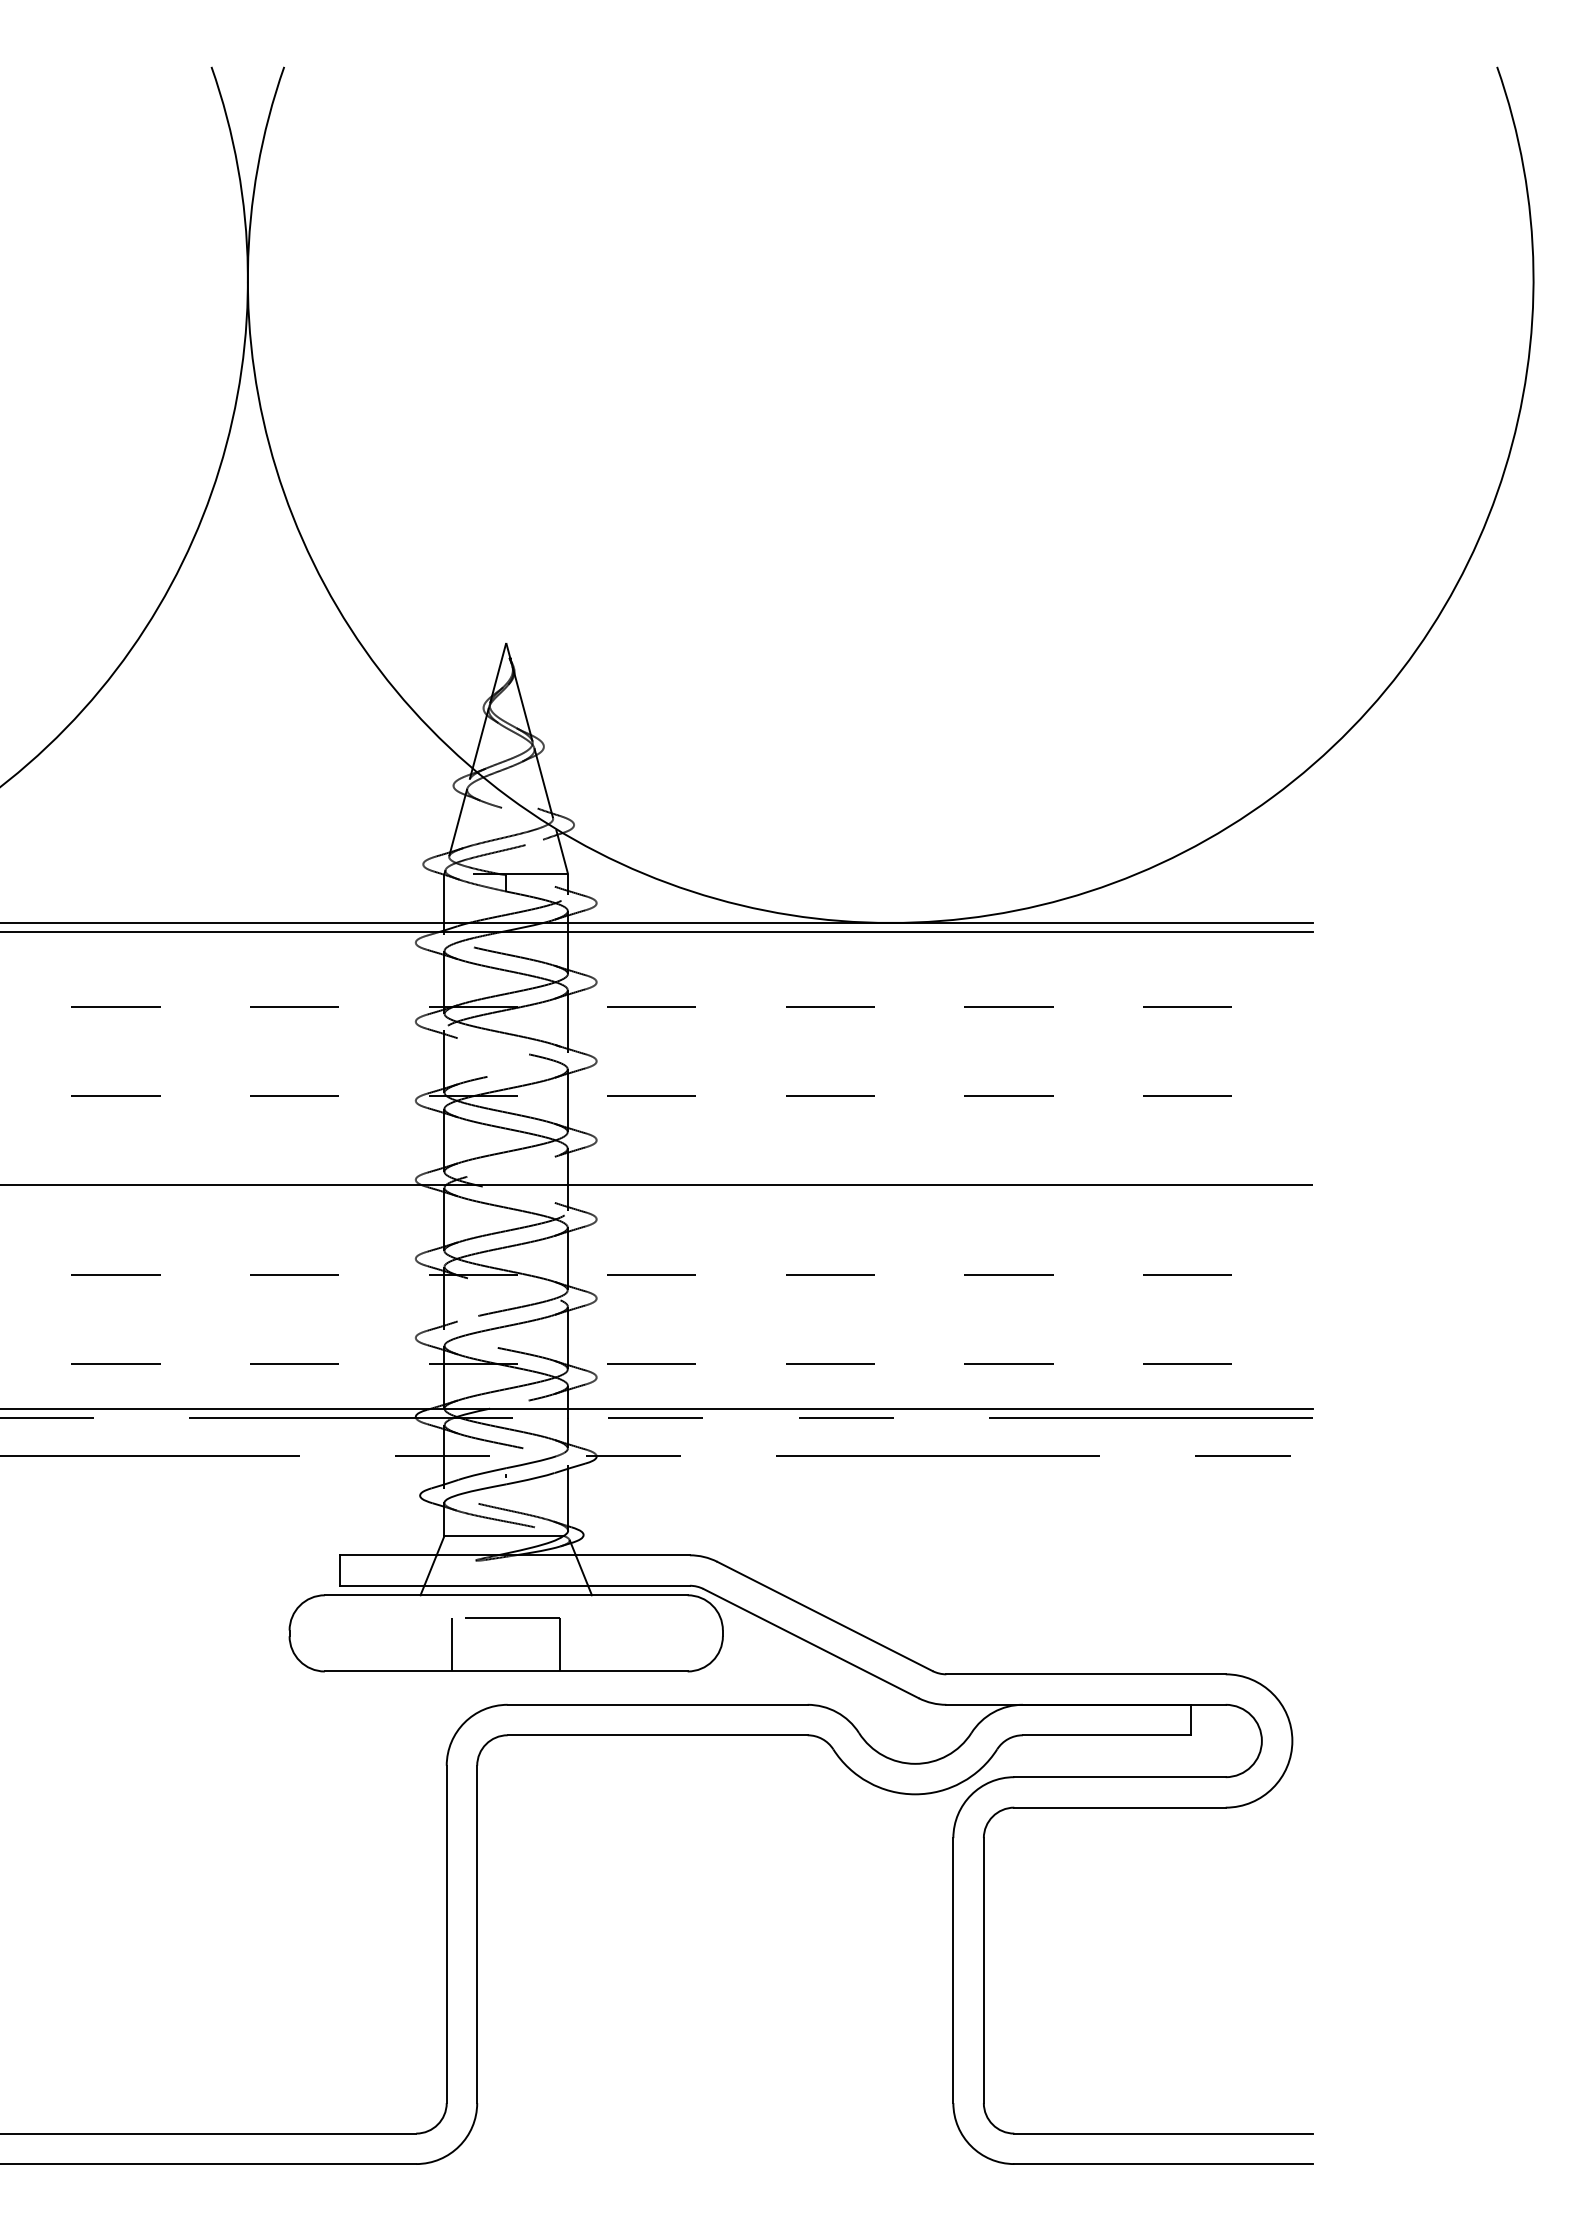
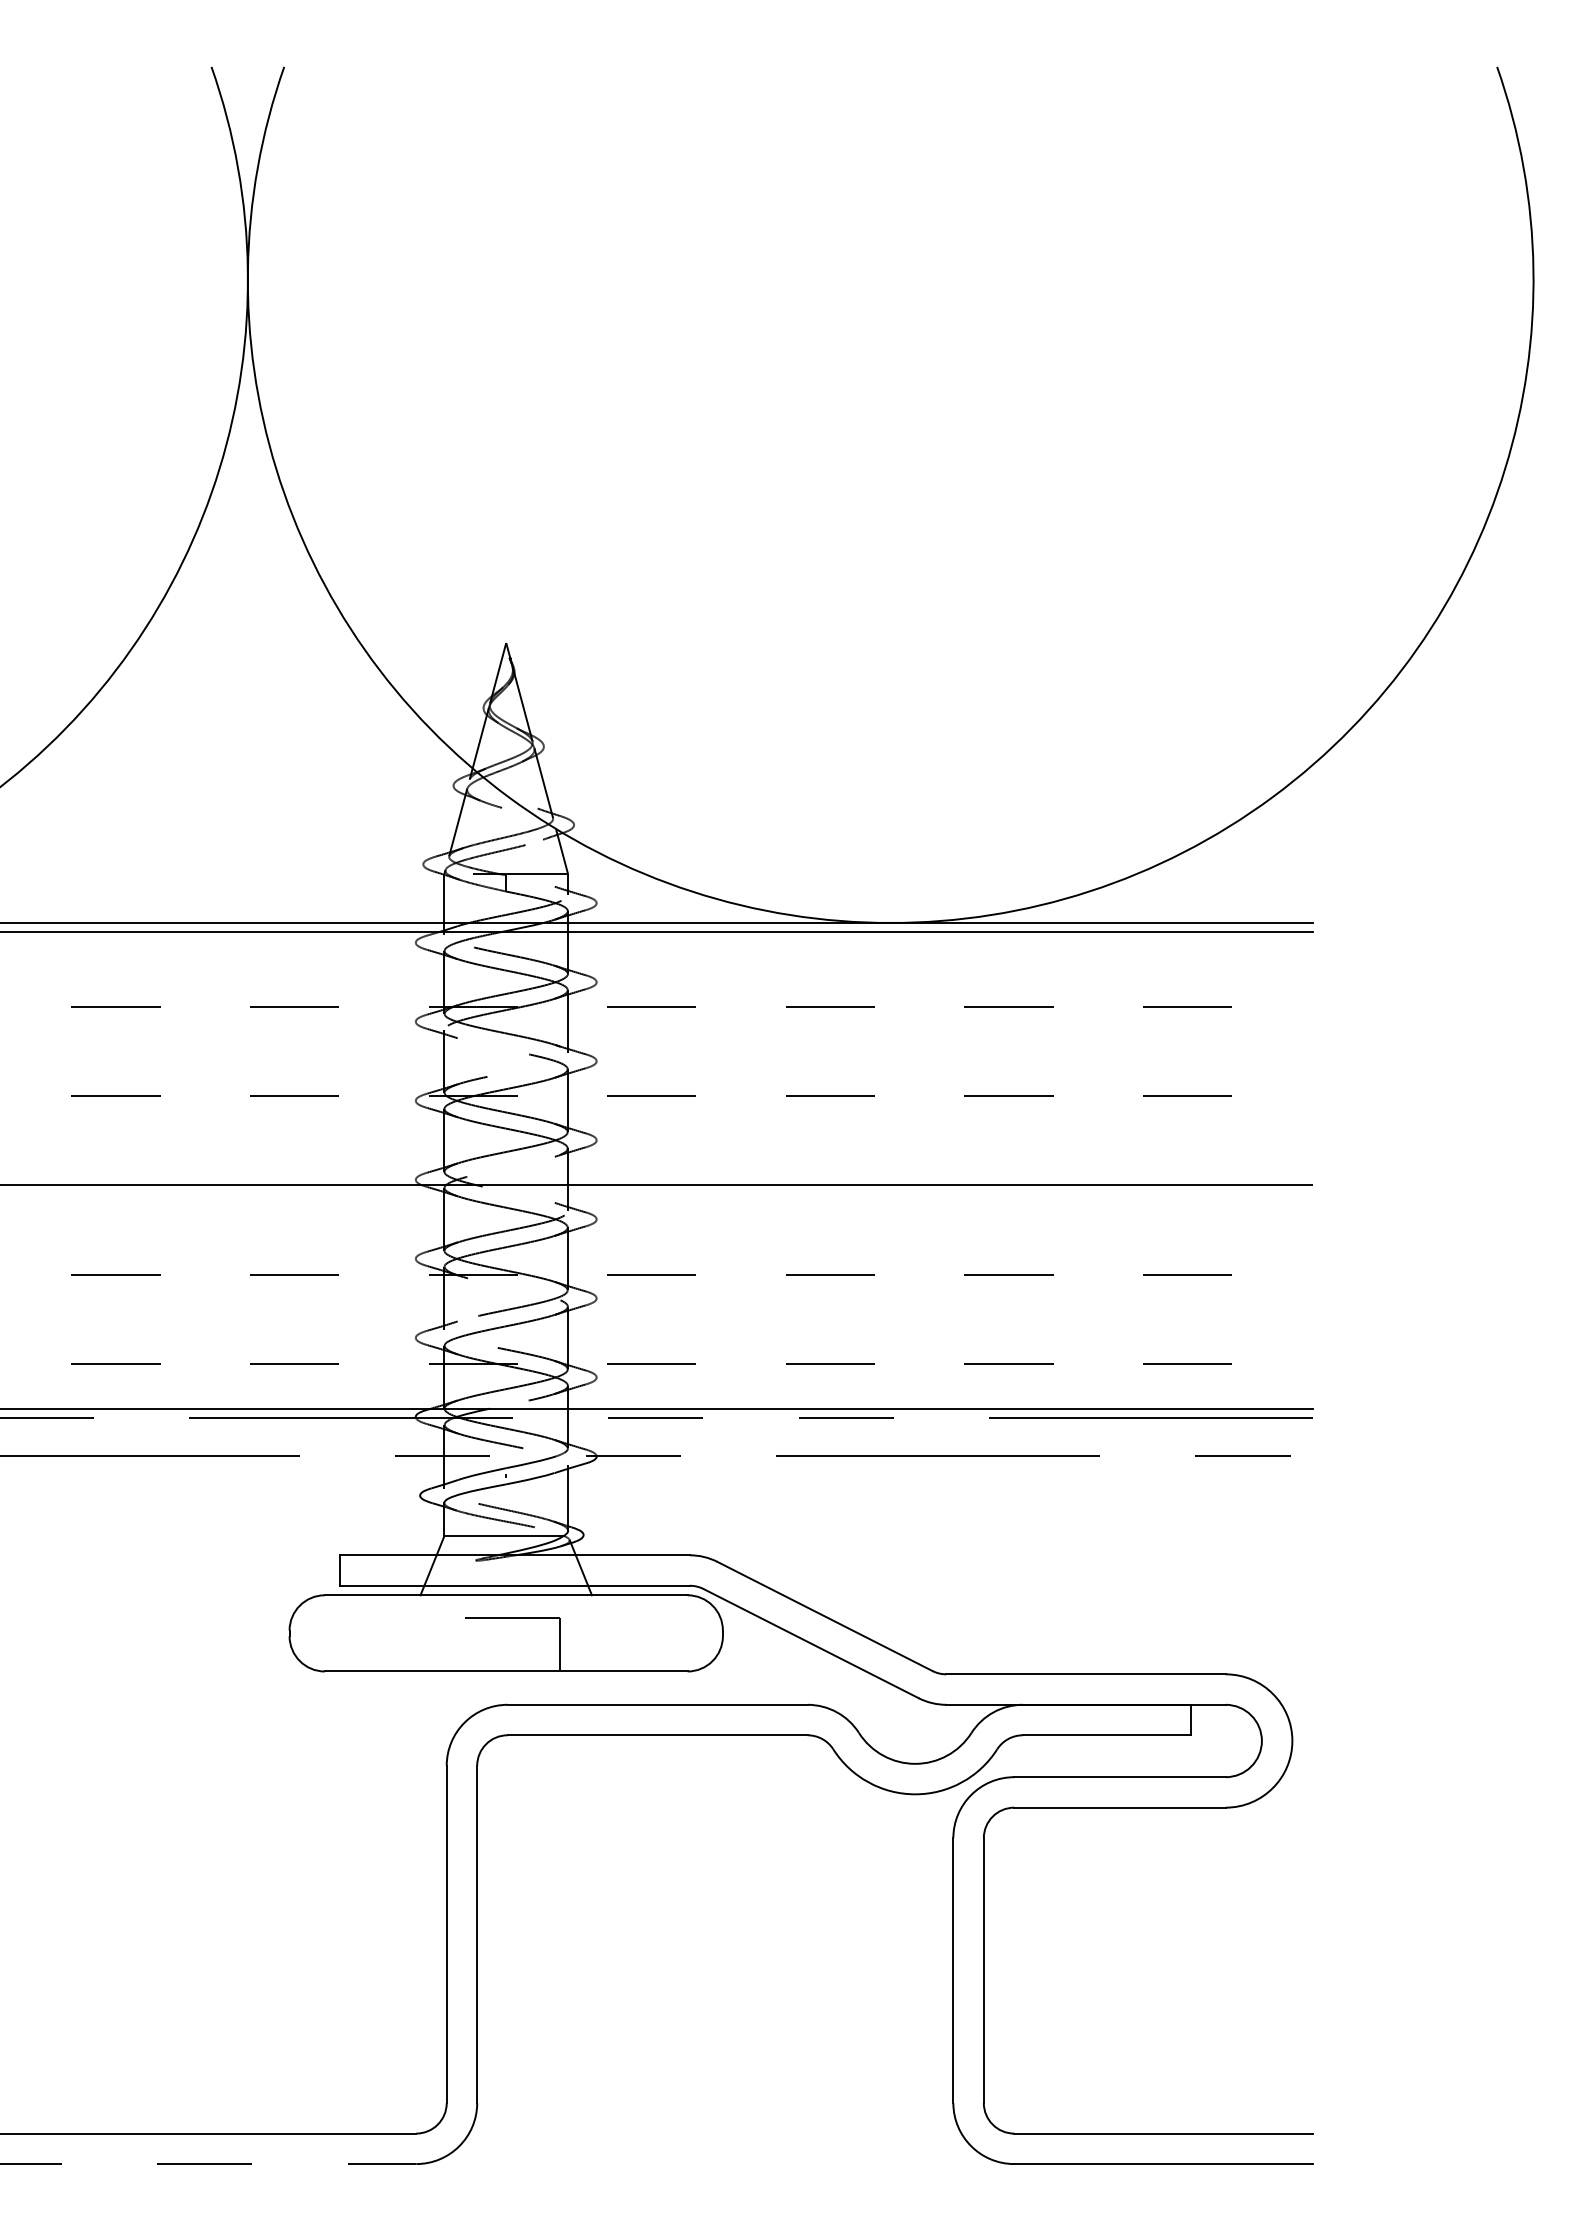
line: present -> none (452, 1644)
line: solid -> dashed (208, 2164)
